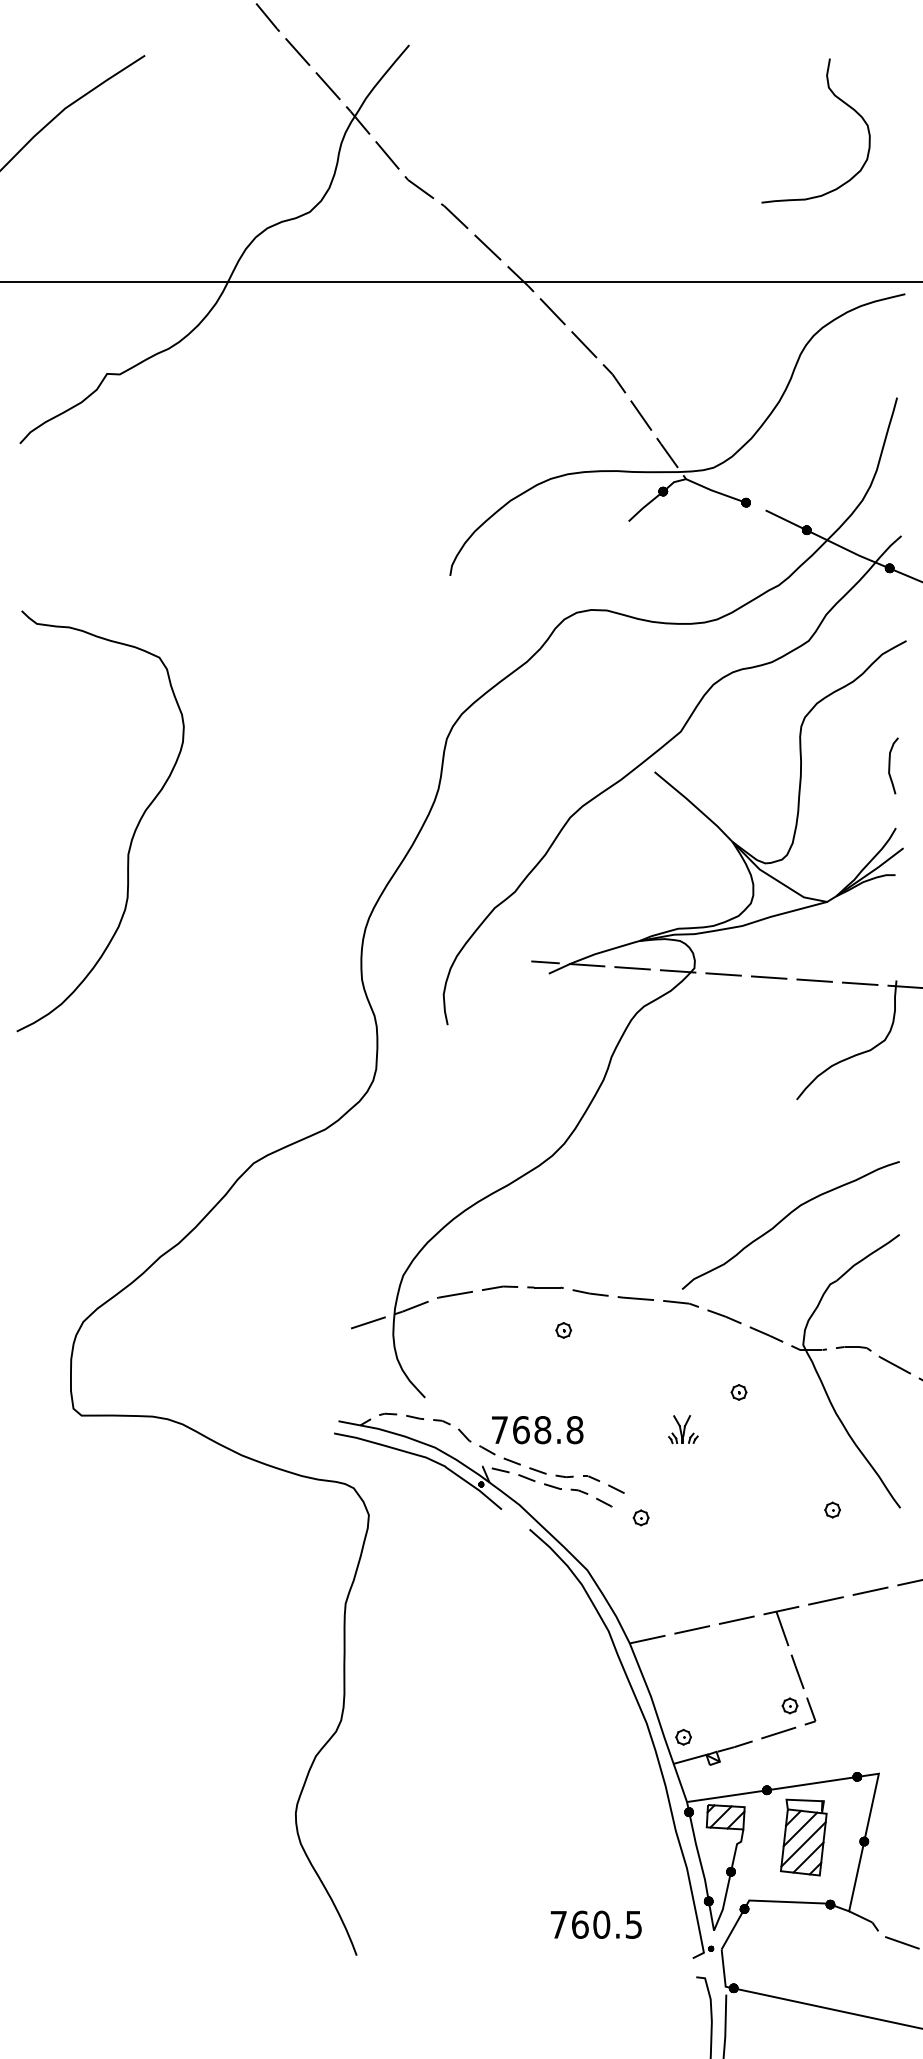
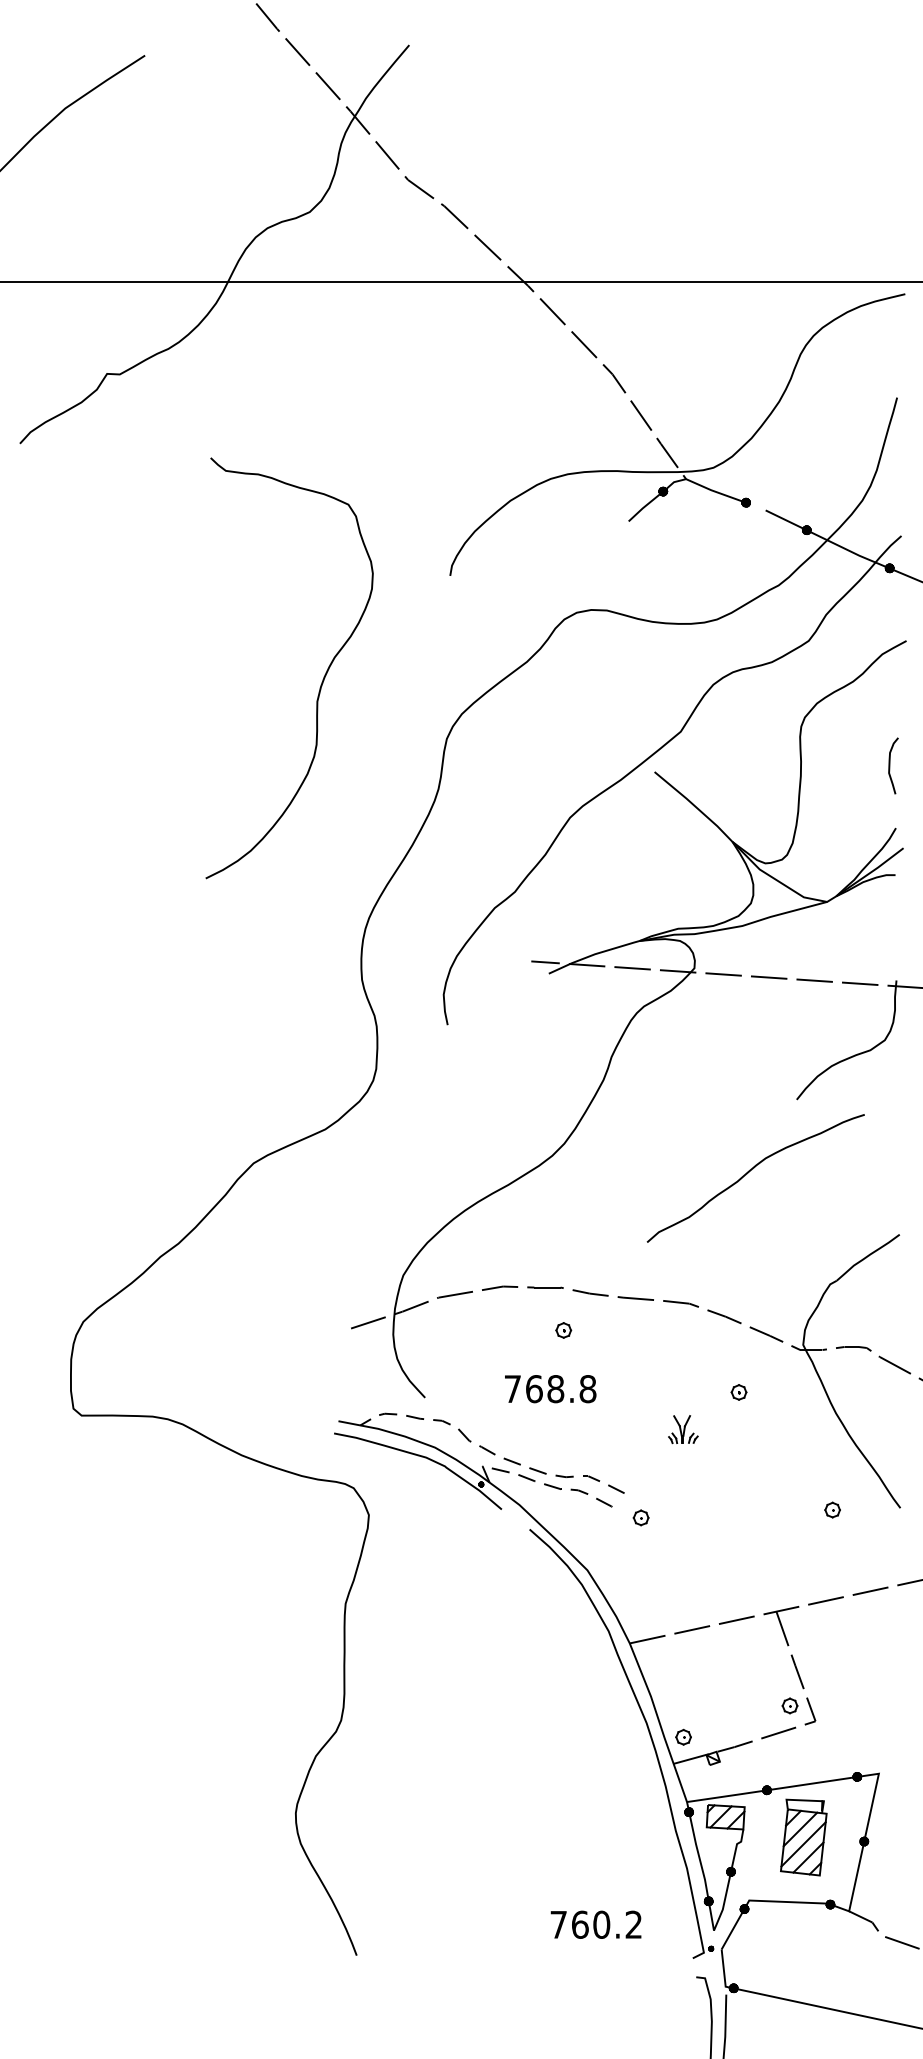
curve: present -> none (839, 100)
curve position: (133, 832) -> (322, 679) (322, 679)
curve position: (784, 1219) -> (749, 1172) (749, 1172)
text position: (537, 1430) -> (550, 1389) (550, 1389)
text: 760.5 -> 760.2 (633, 1924)
